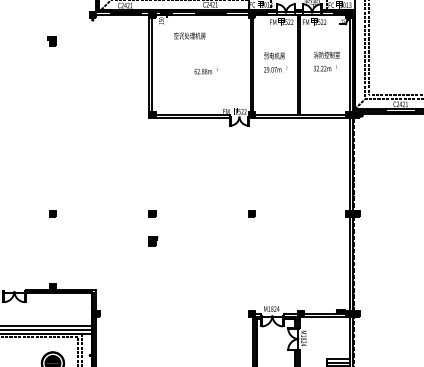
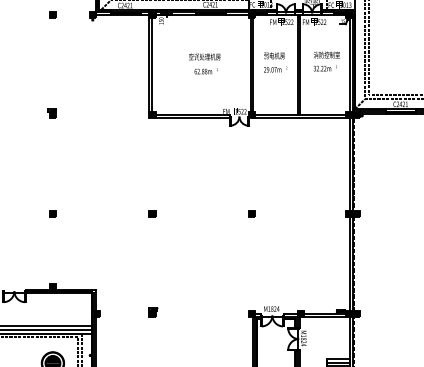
part: none -> present (52, 14)
text position: (189, 35) -> (204, 56) (204, 56)
part position: (51, 41) -> (51, 113) (51, 113)
part position: (153, 241) -> (153, 312) (153, 312)
